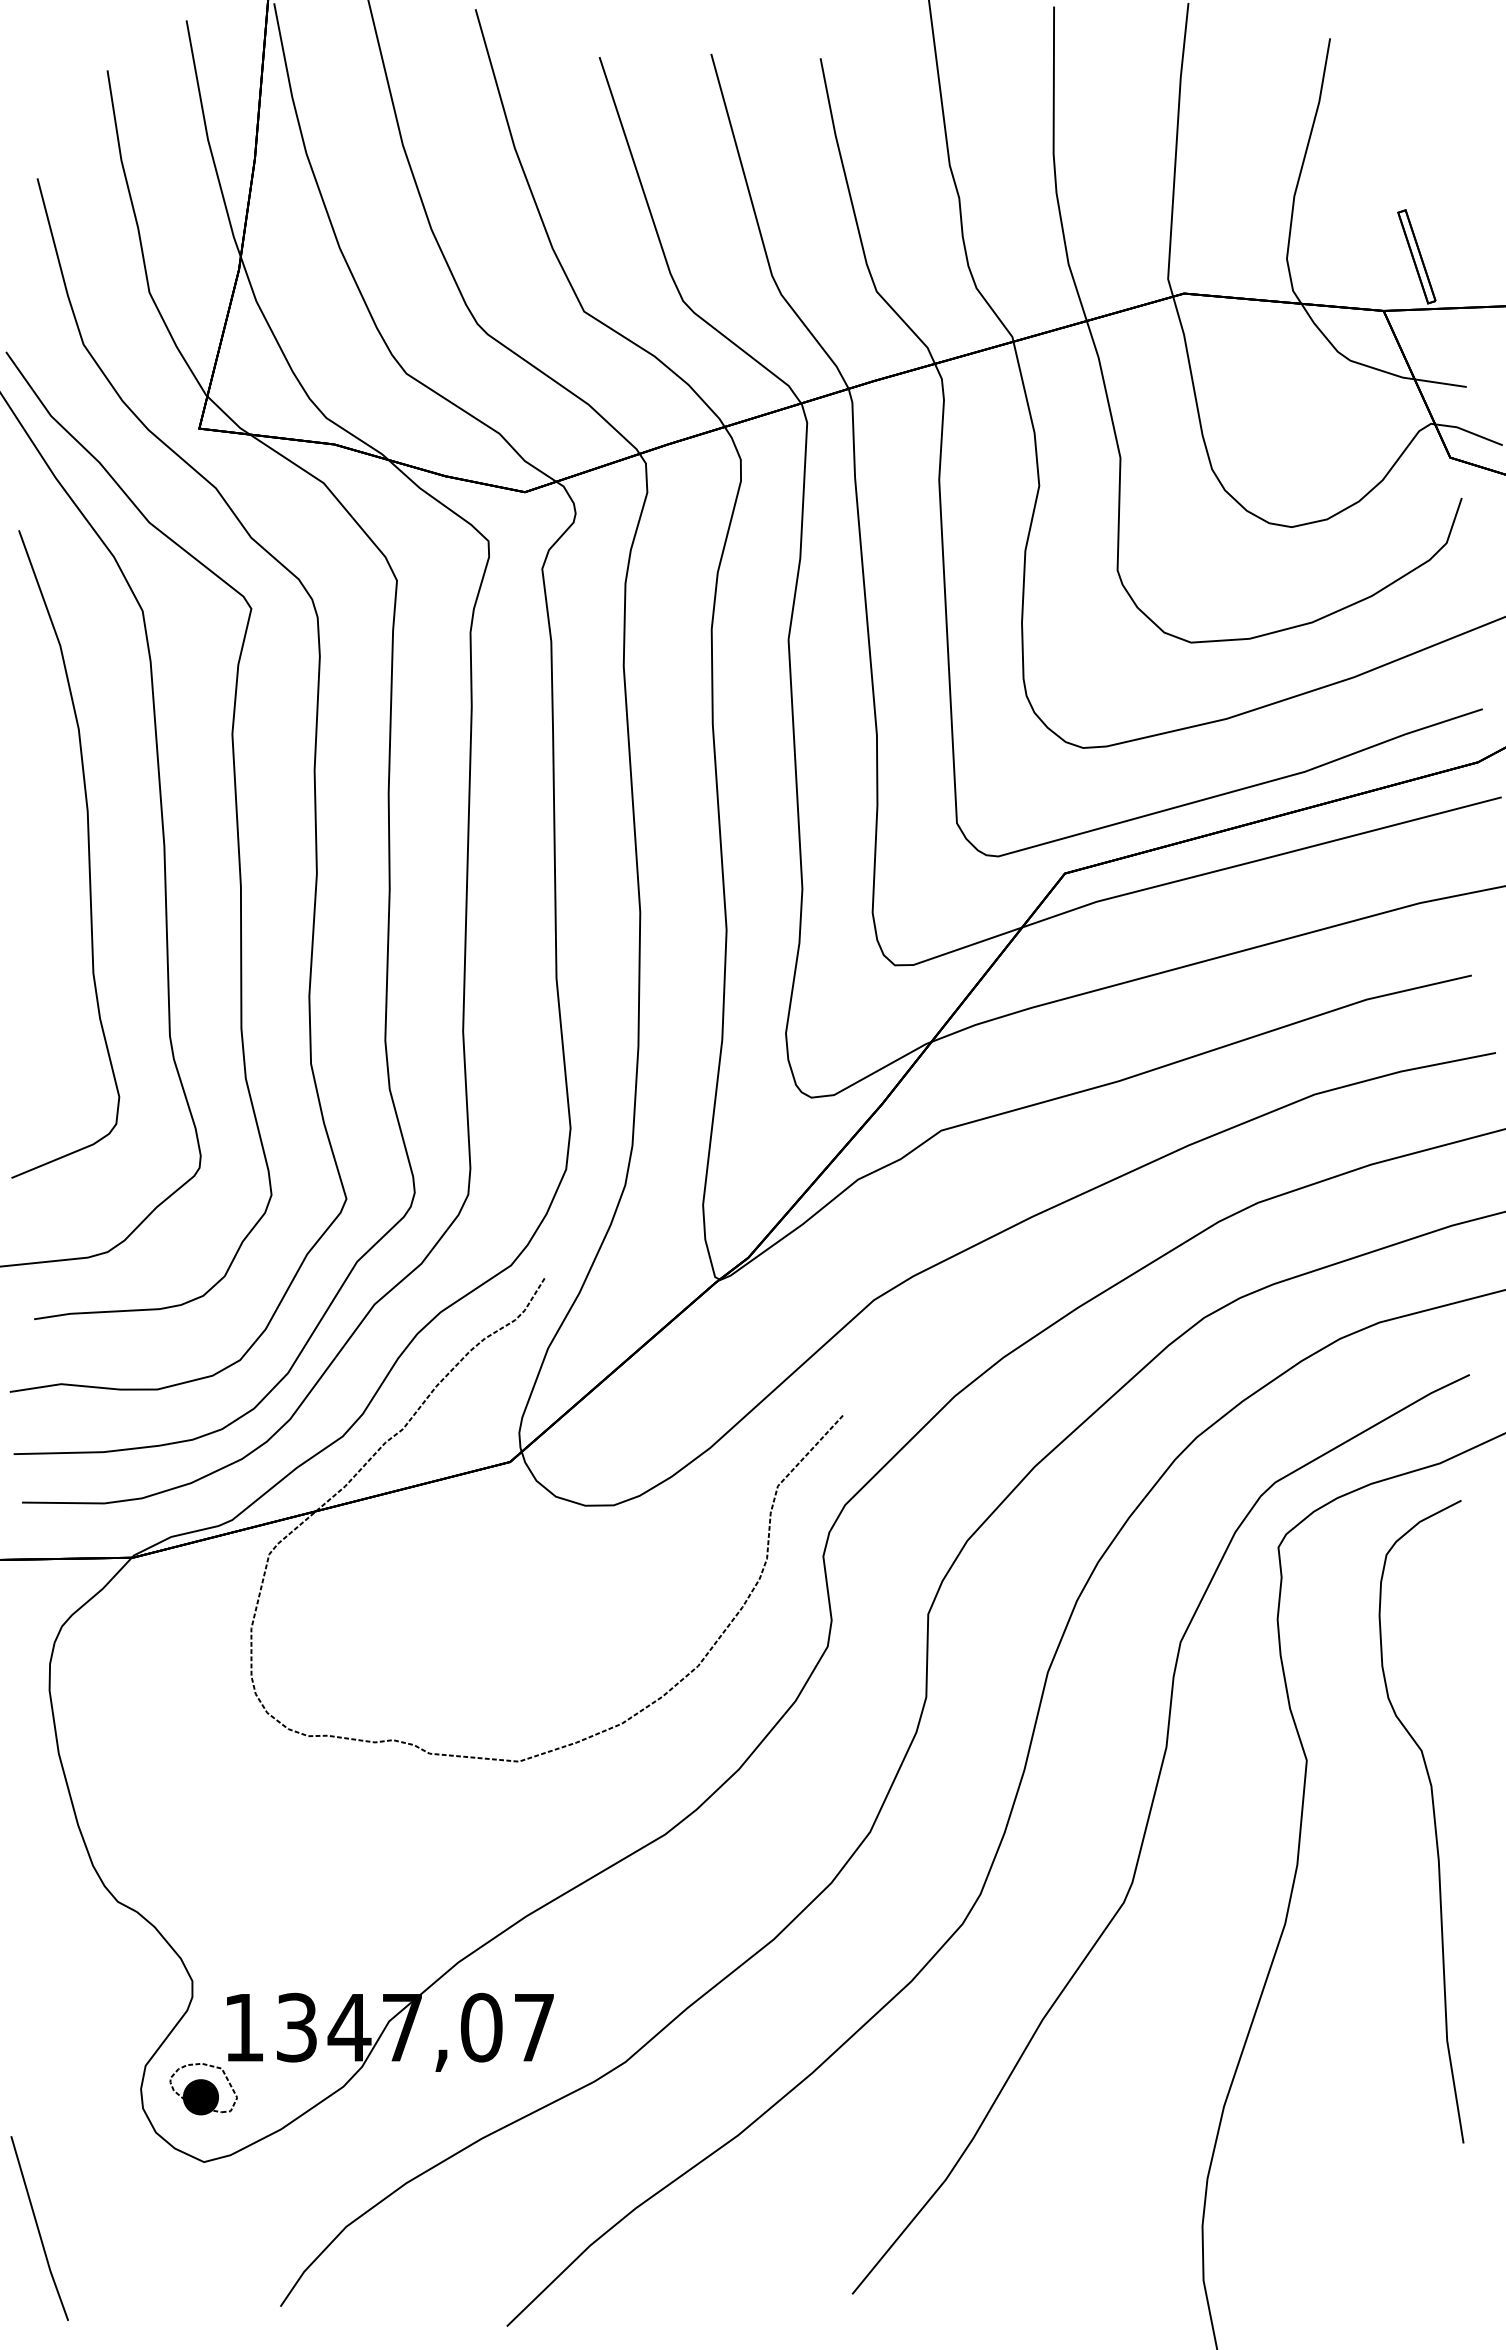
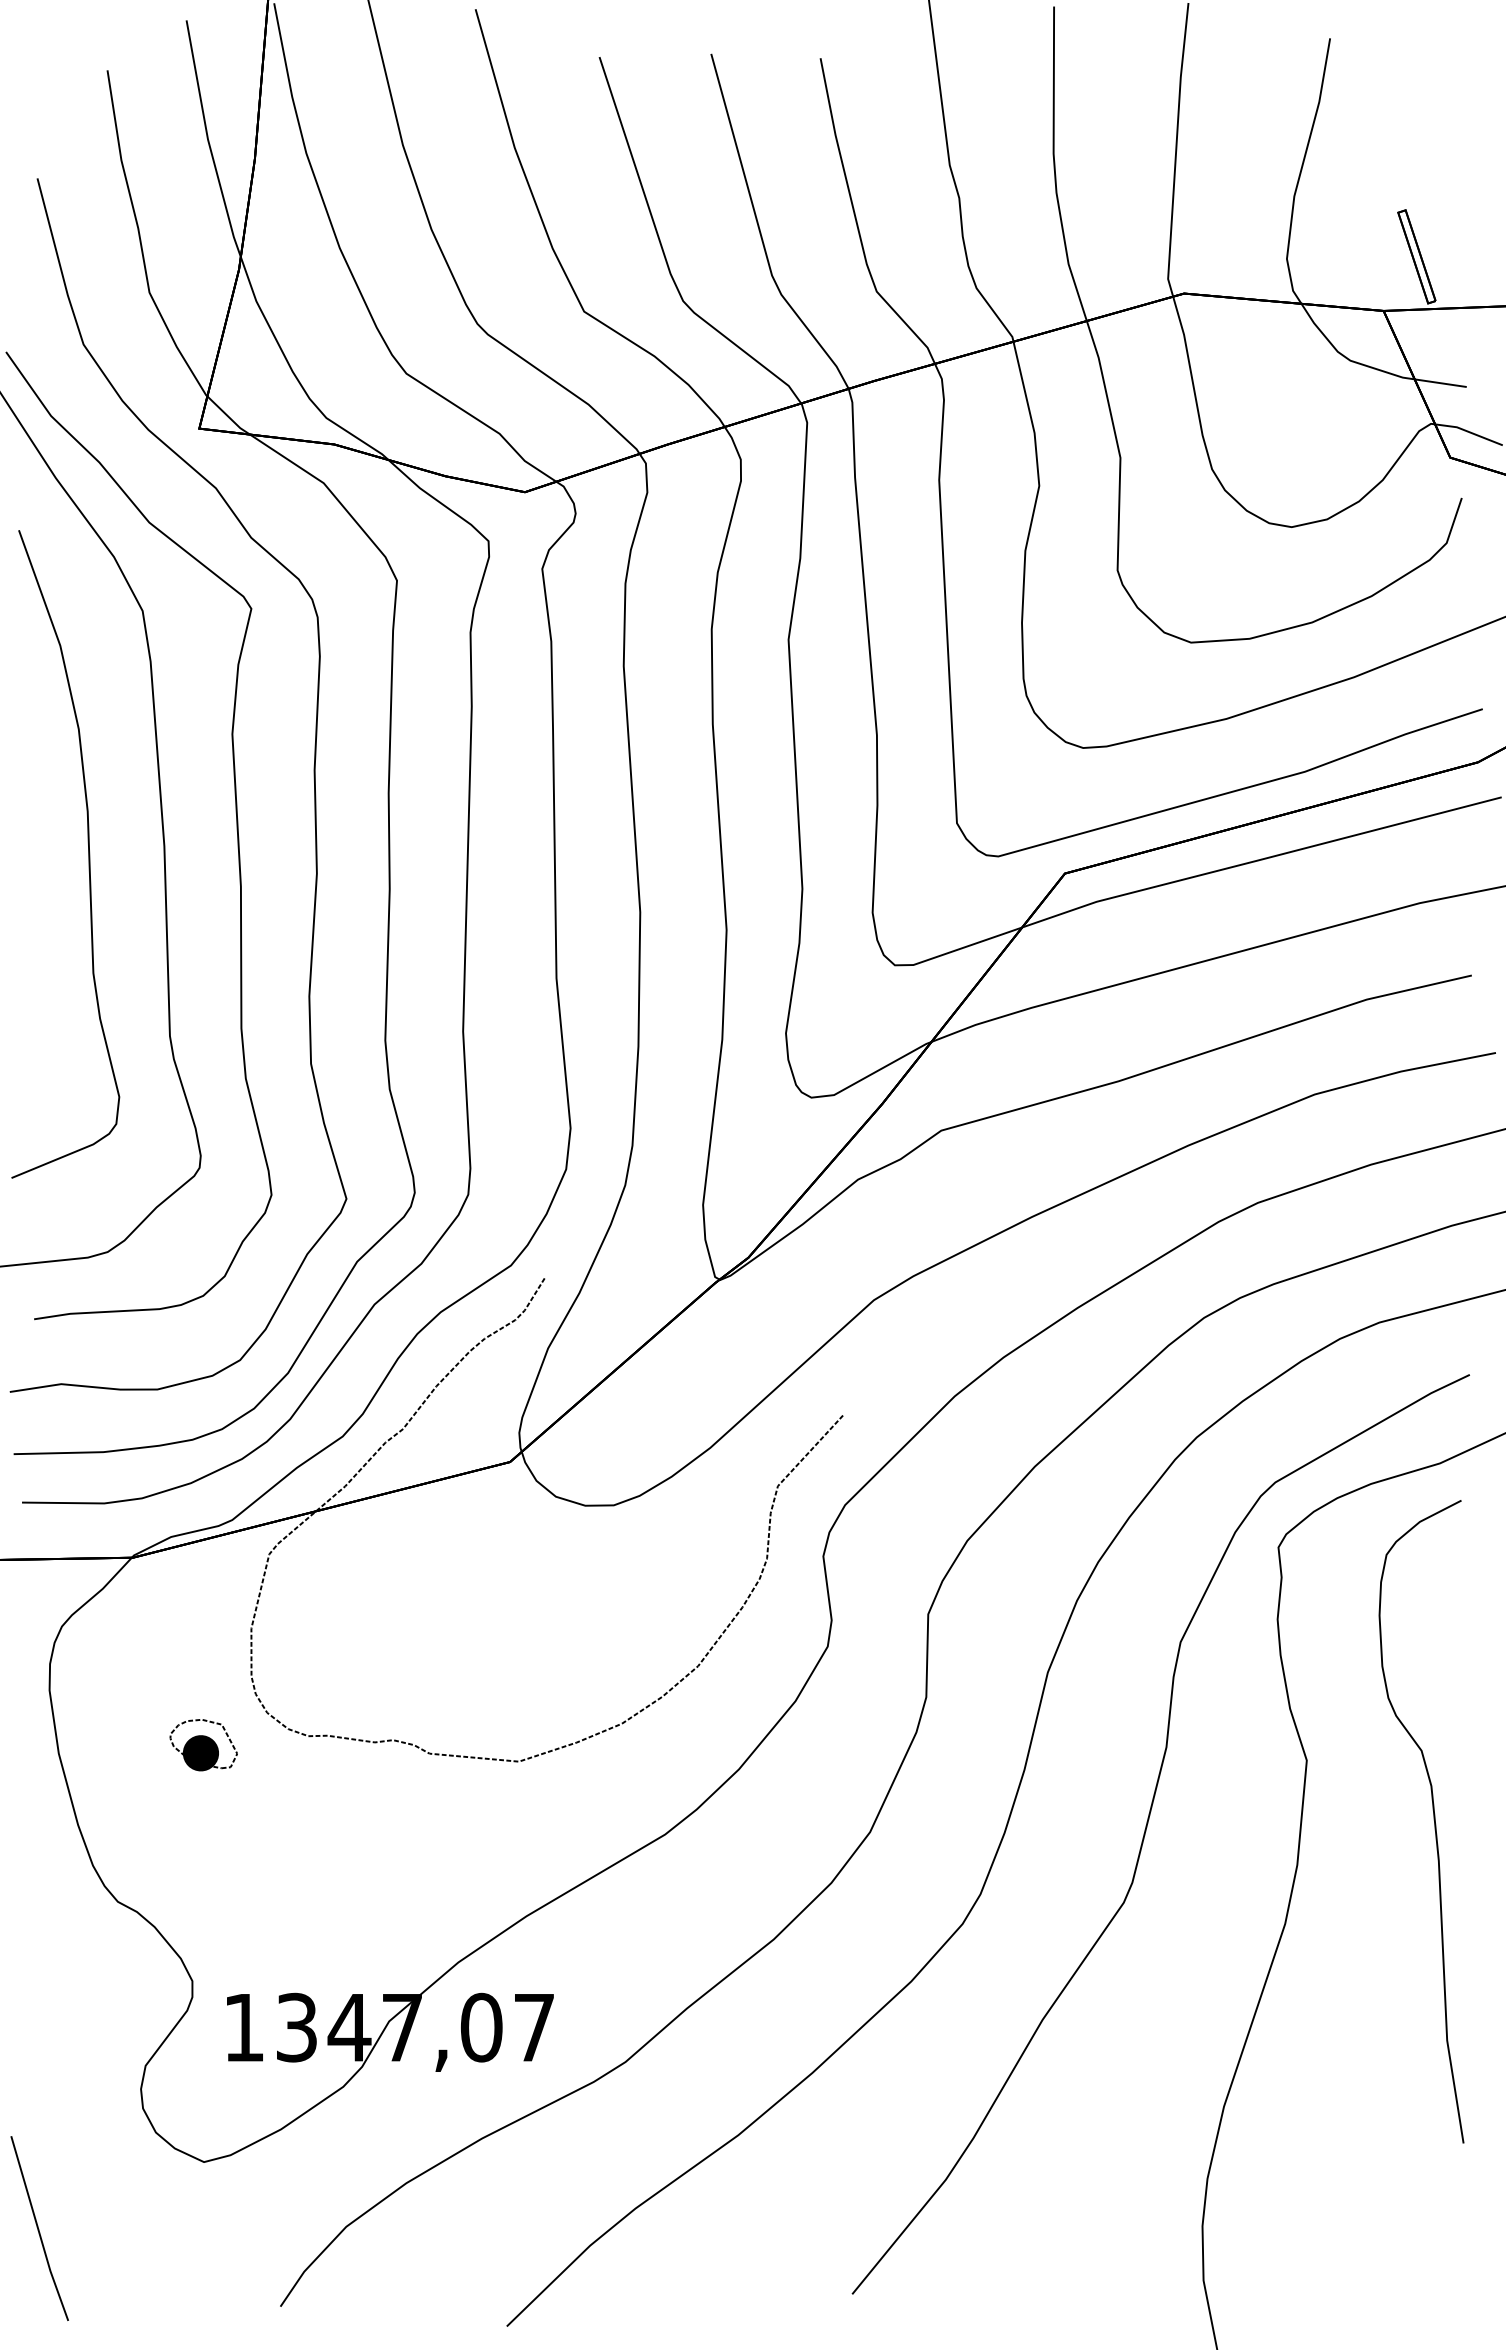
part position: (203, 2089) -> (203, 1745) (203, 1745)
